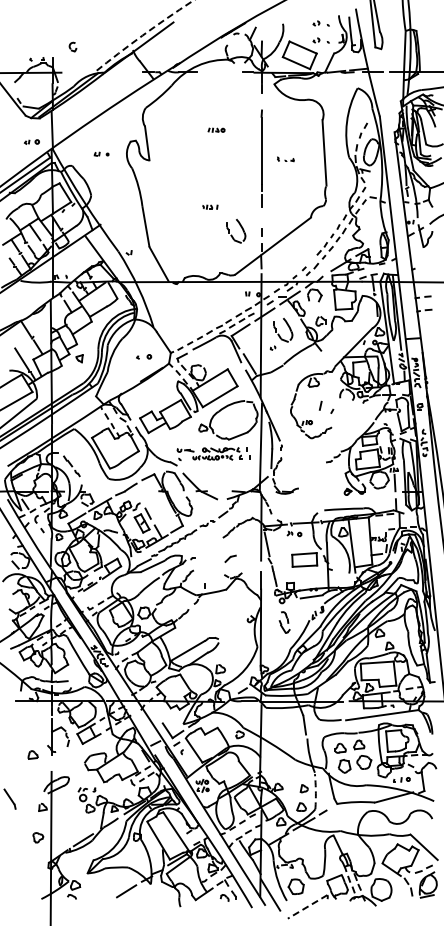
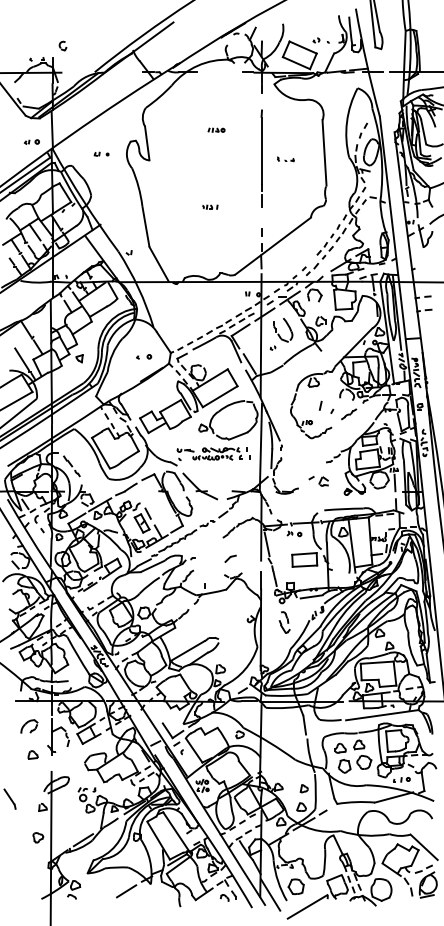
part: present -> none (320, 23)
arc: dashed -> solid (143, 35)
part position: (72, 46) -> (62, 45) (62, 45)
part: present -> none (236, 231)
line: none -> present (349, 414)
part: none -> present (318, 481)
part: none -> present (29, 726)
arc: dashed -> solid (315, 791)
line: dashed -> solid (307, 907)
